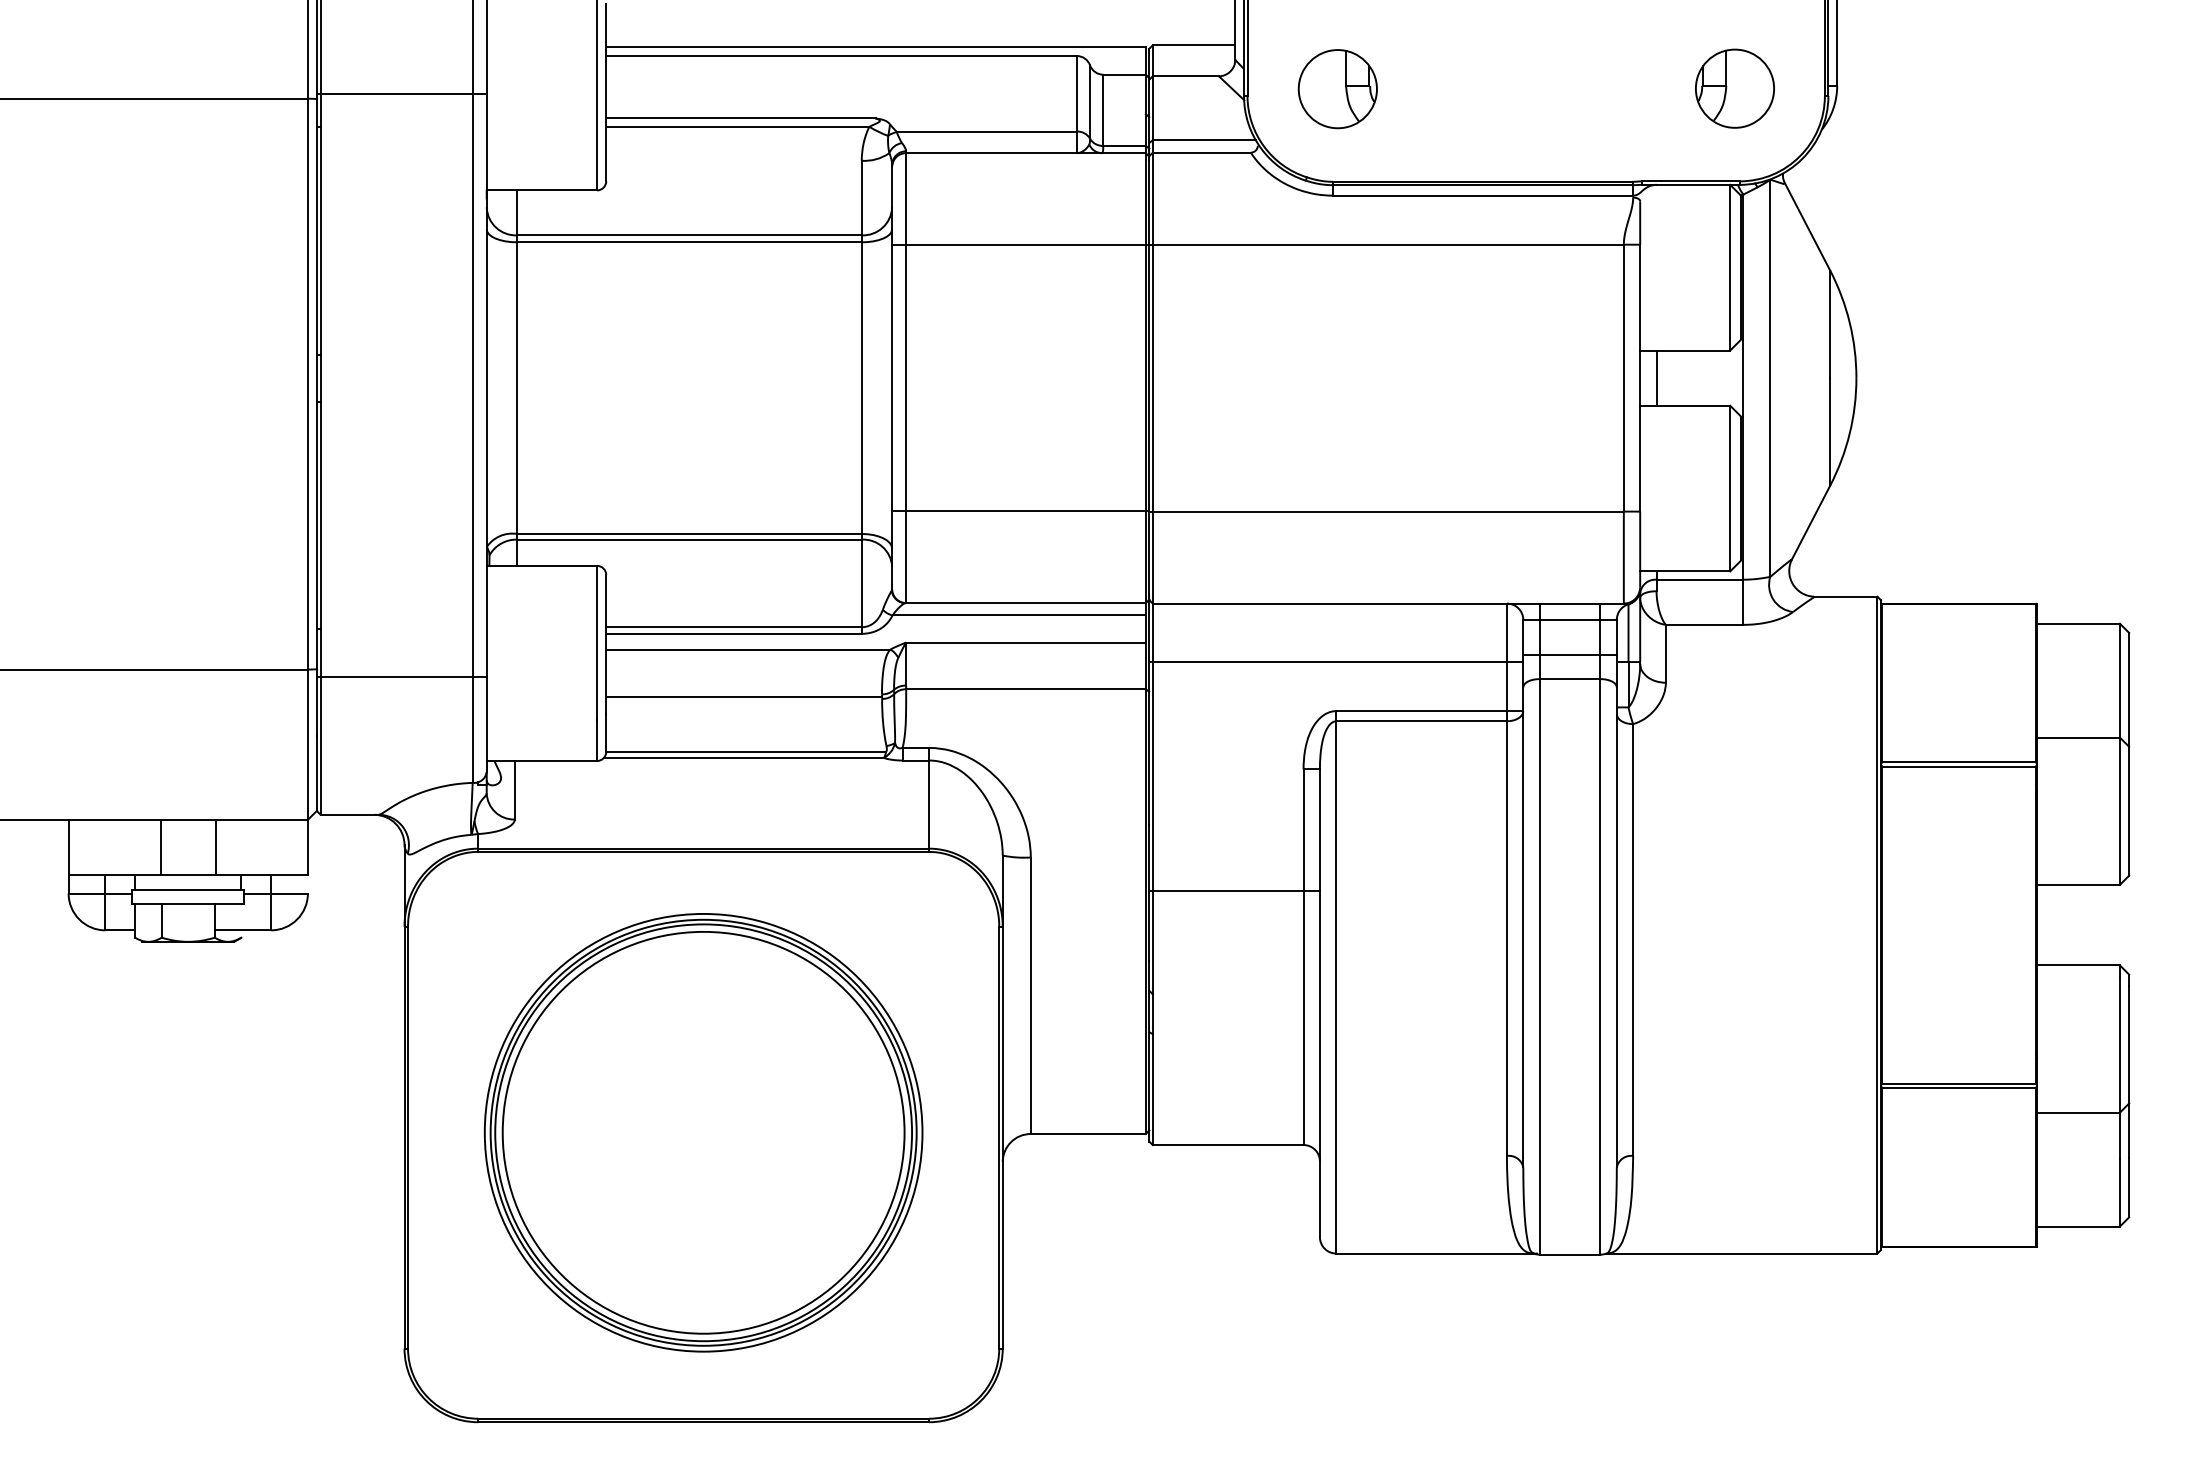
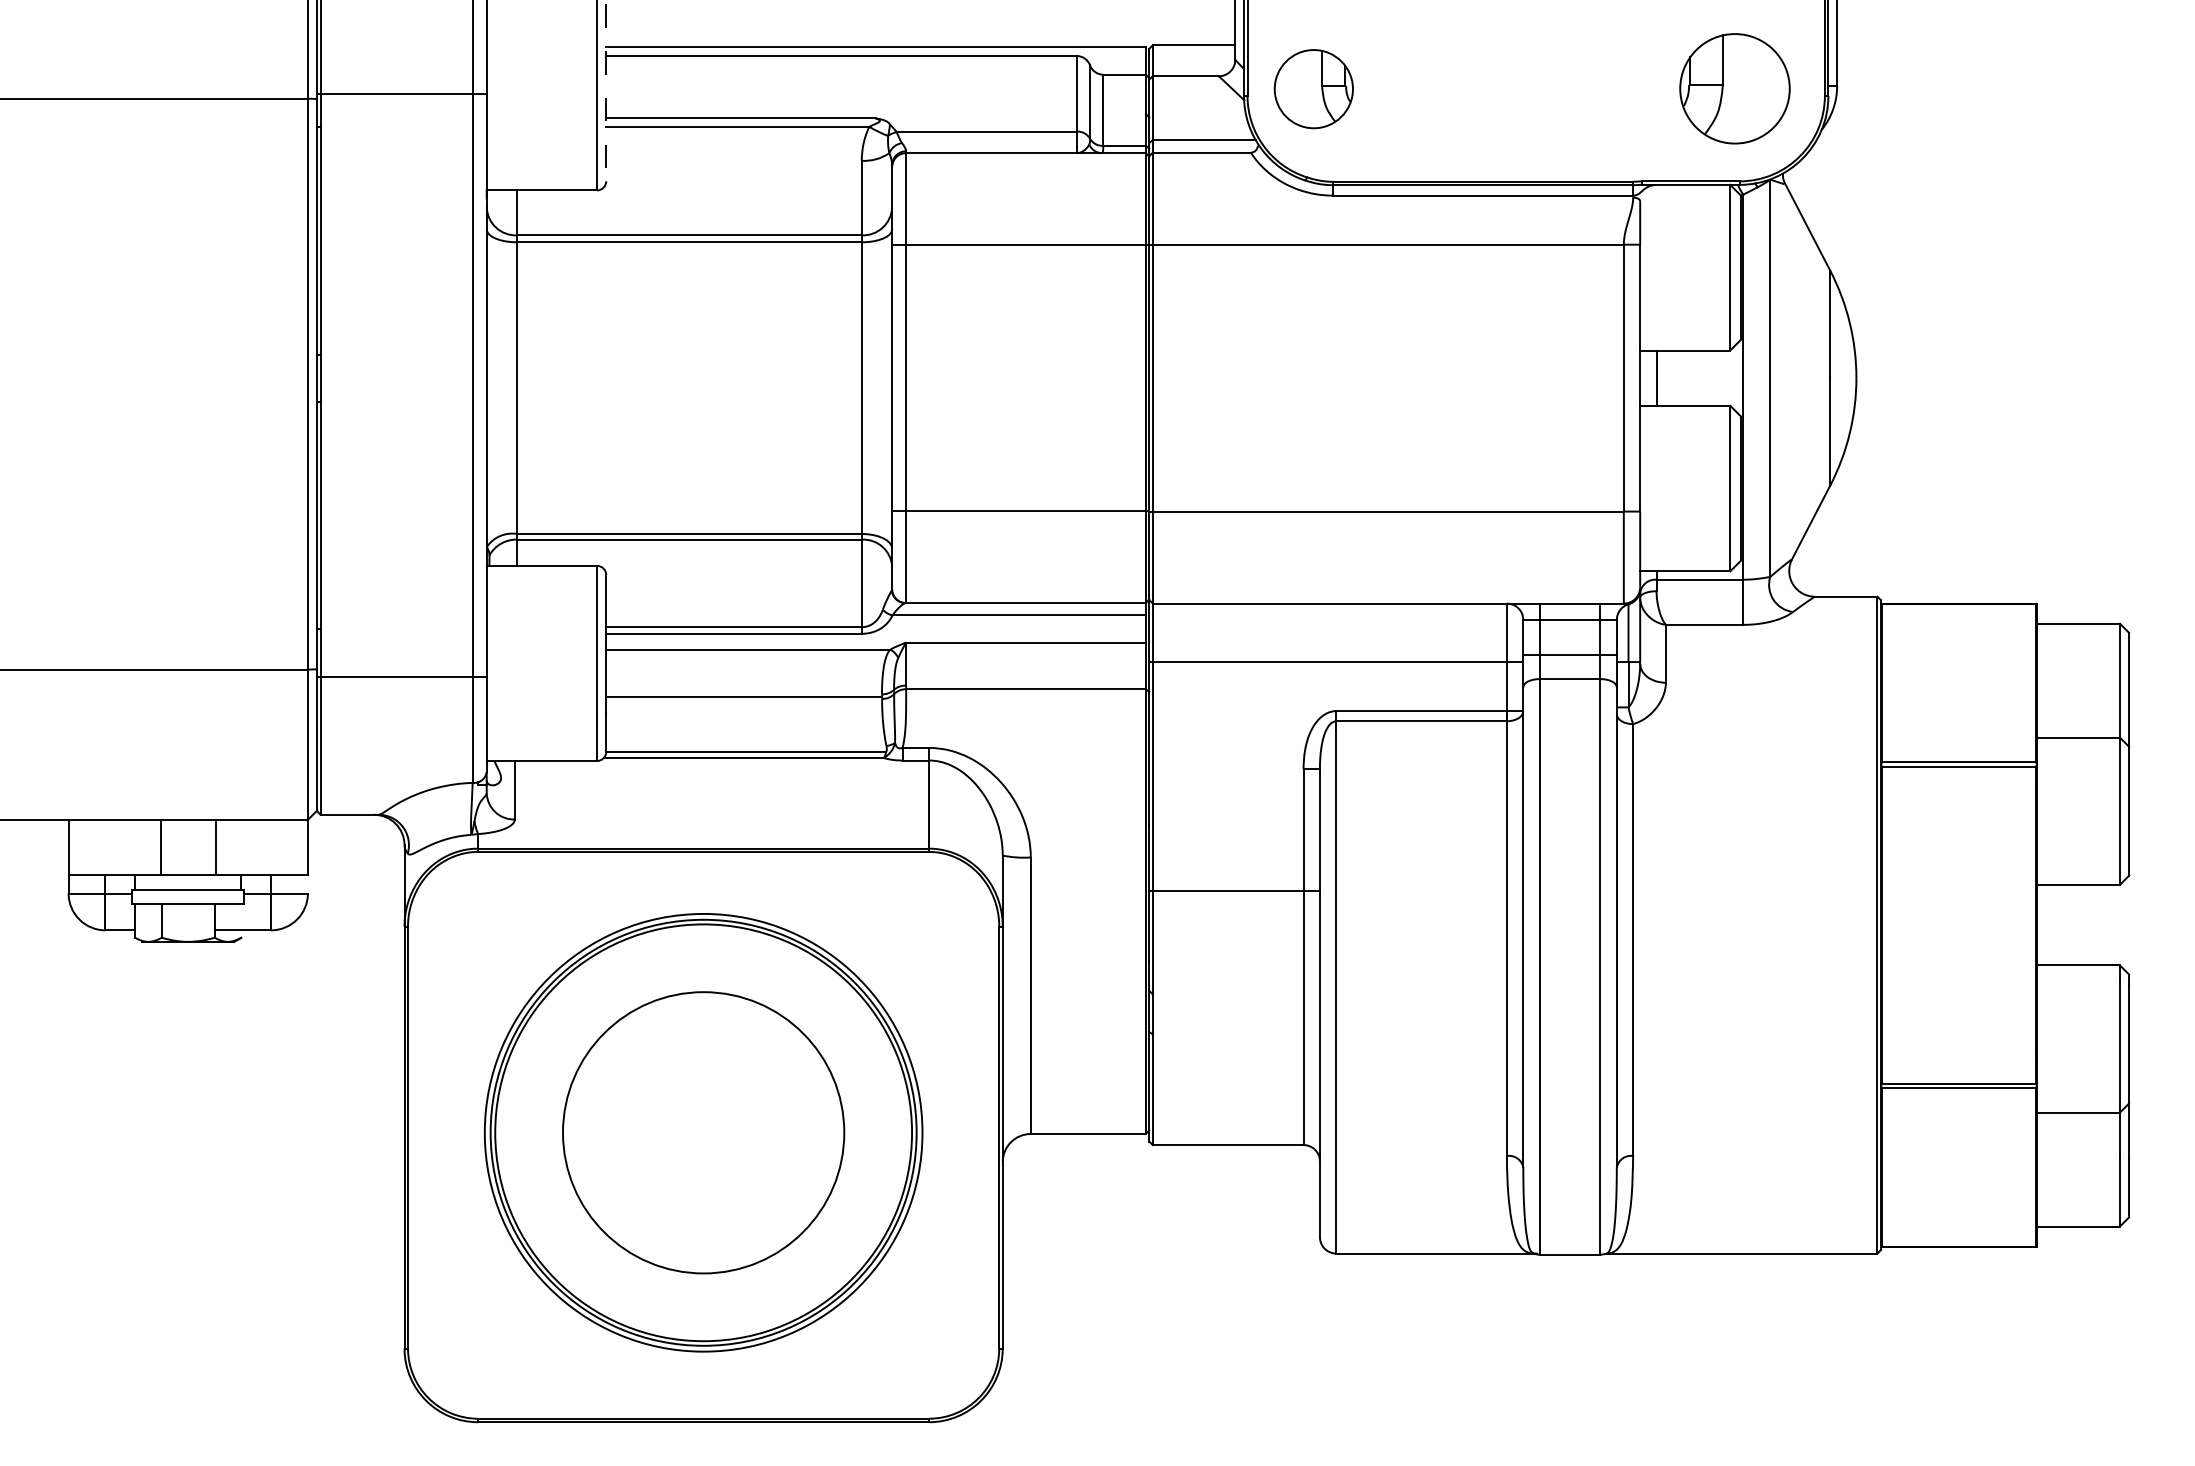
part size: 80x81 px -> 112x112 px (1734, 88)
part position: (1337, 89) -> (1313, 89) (1313, 89)
line: solid -> dashed (606, 93)
circle diameter: 402 px -> 281 px (703, 1132)
